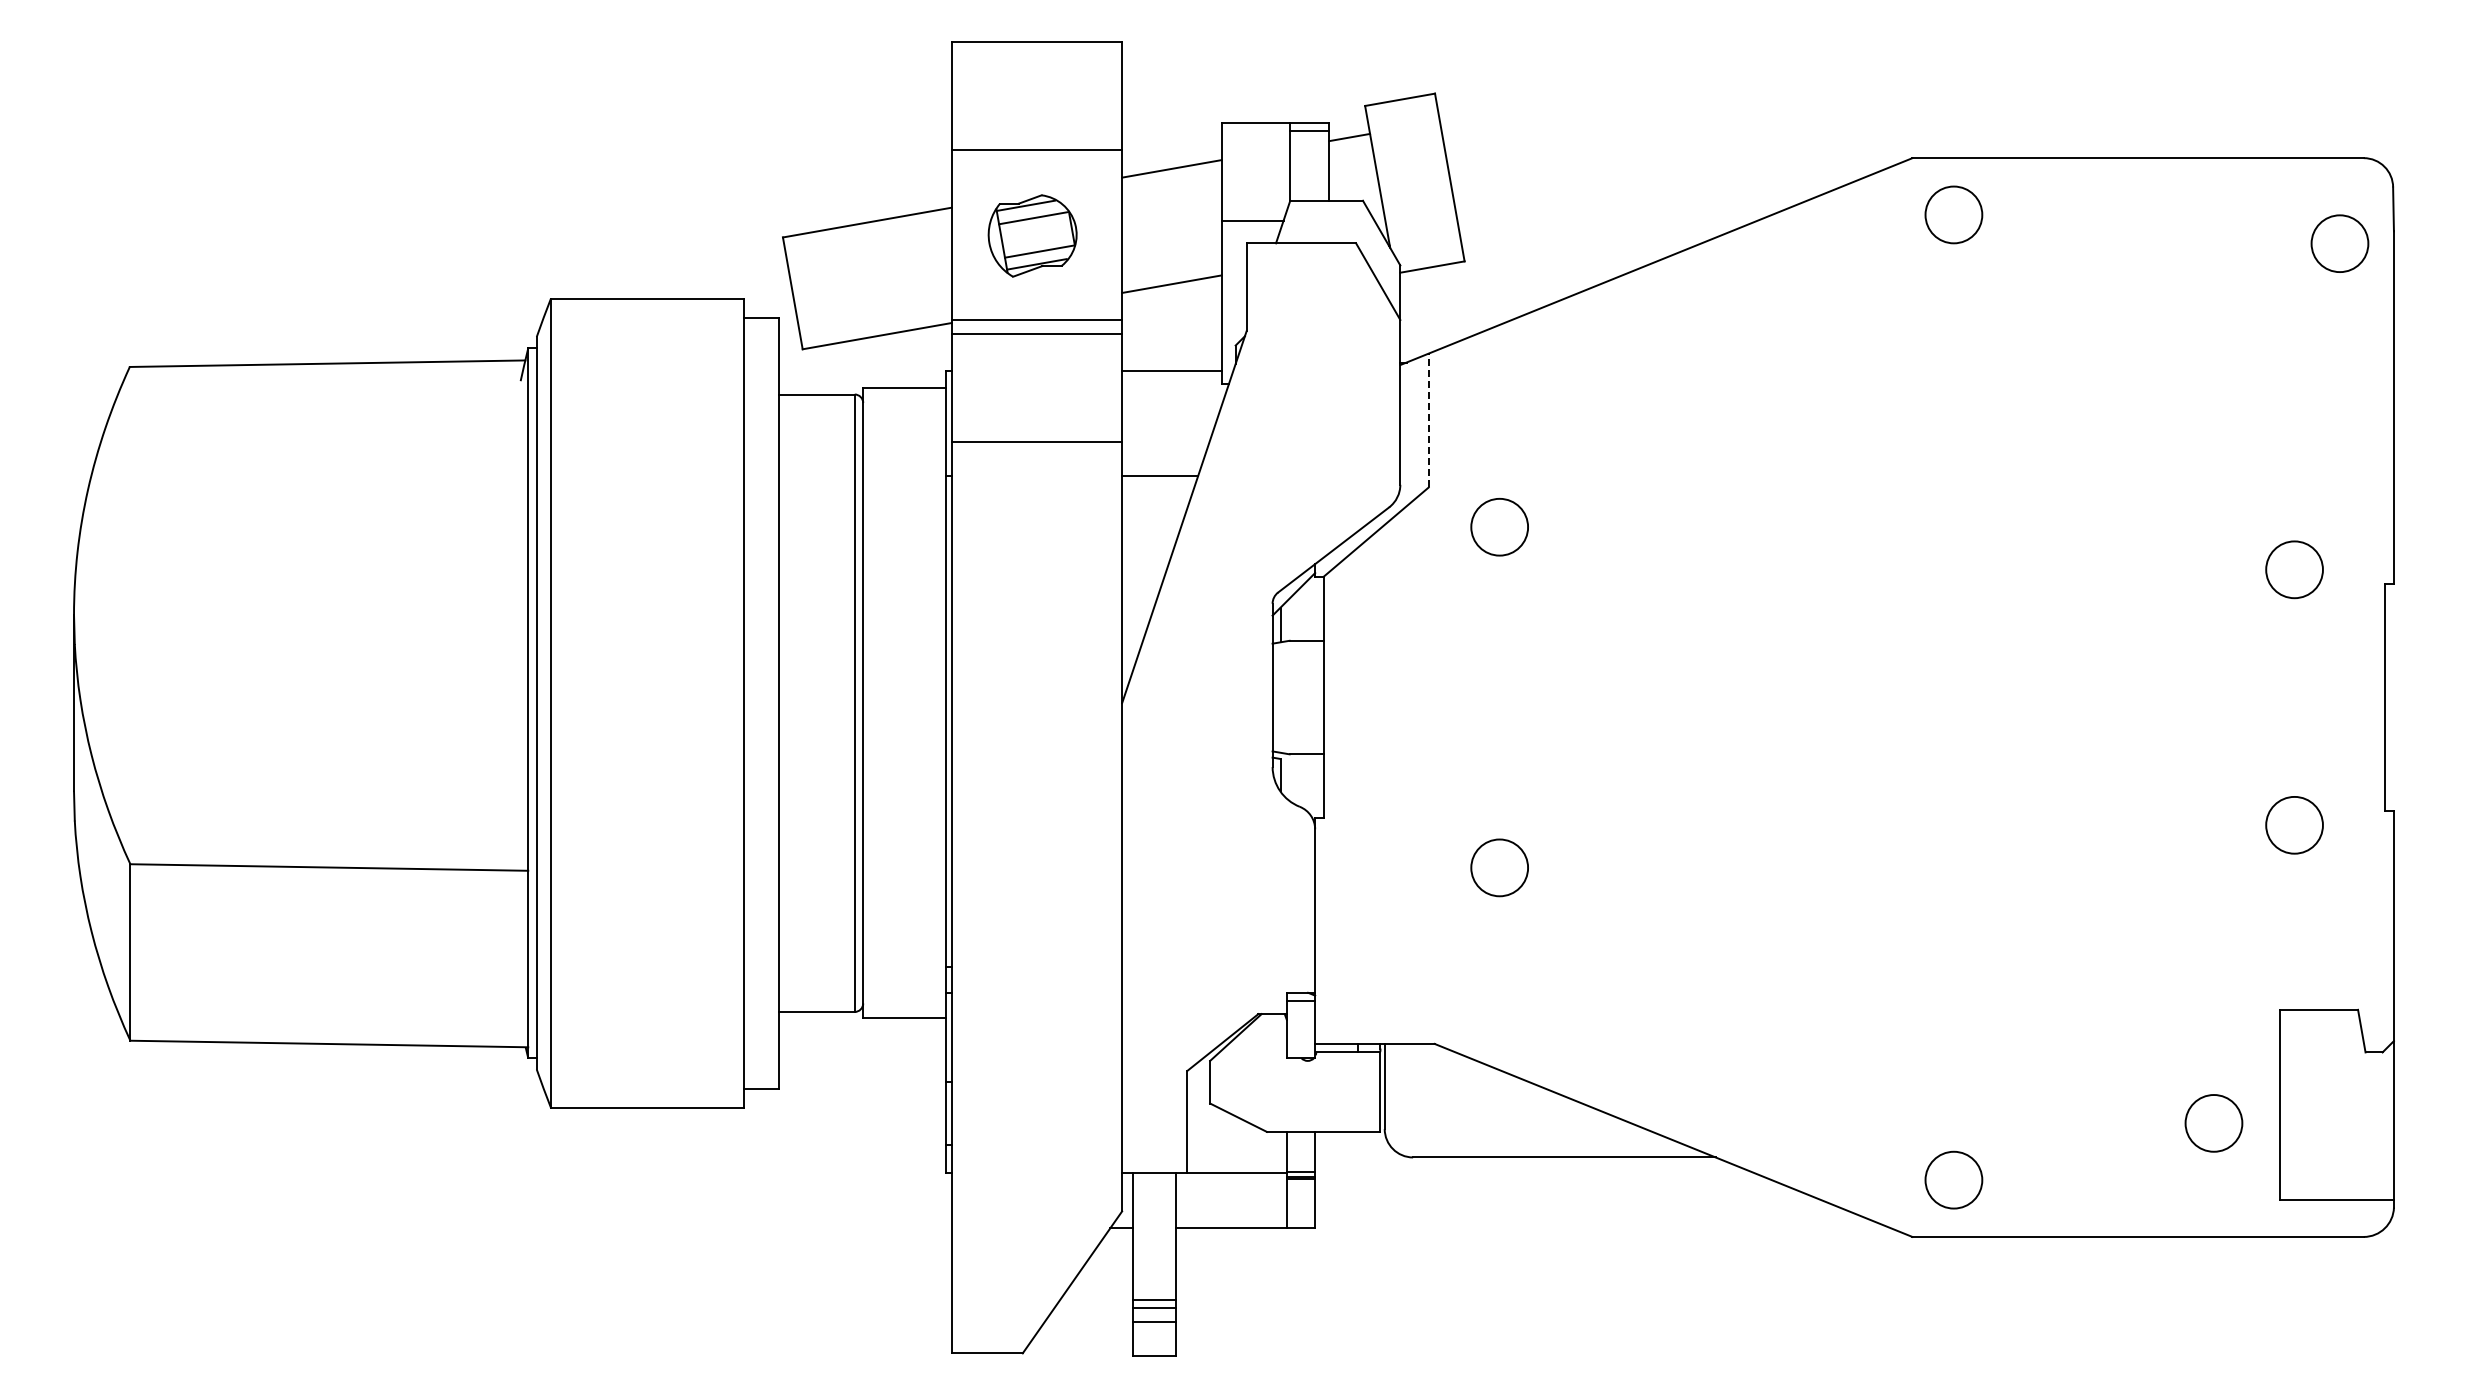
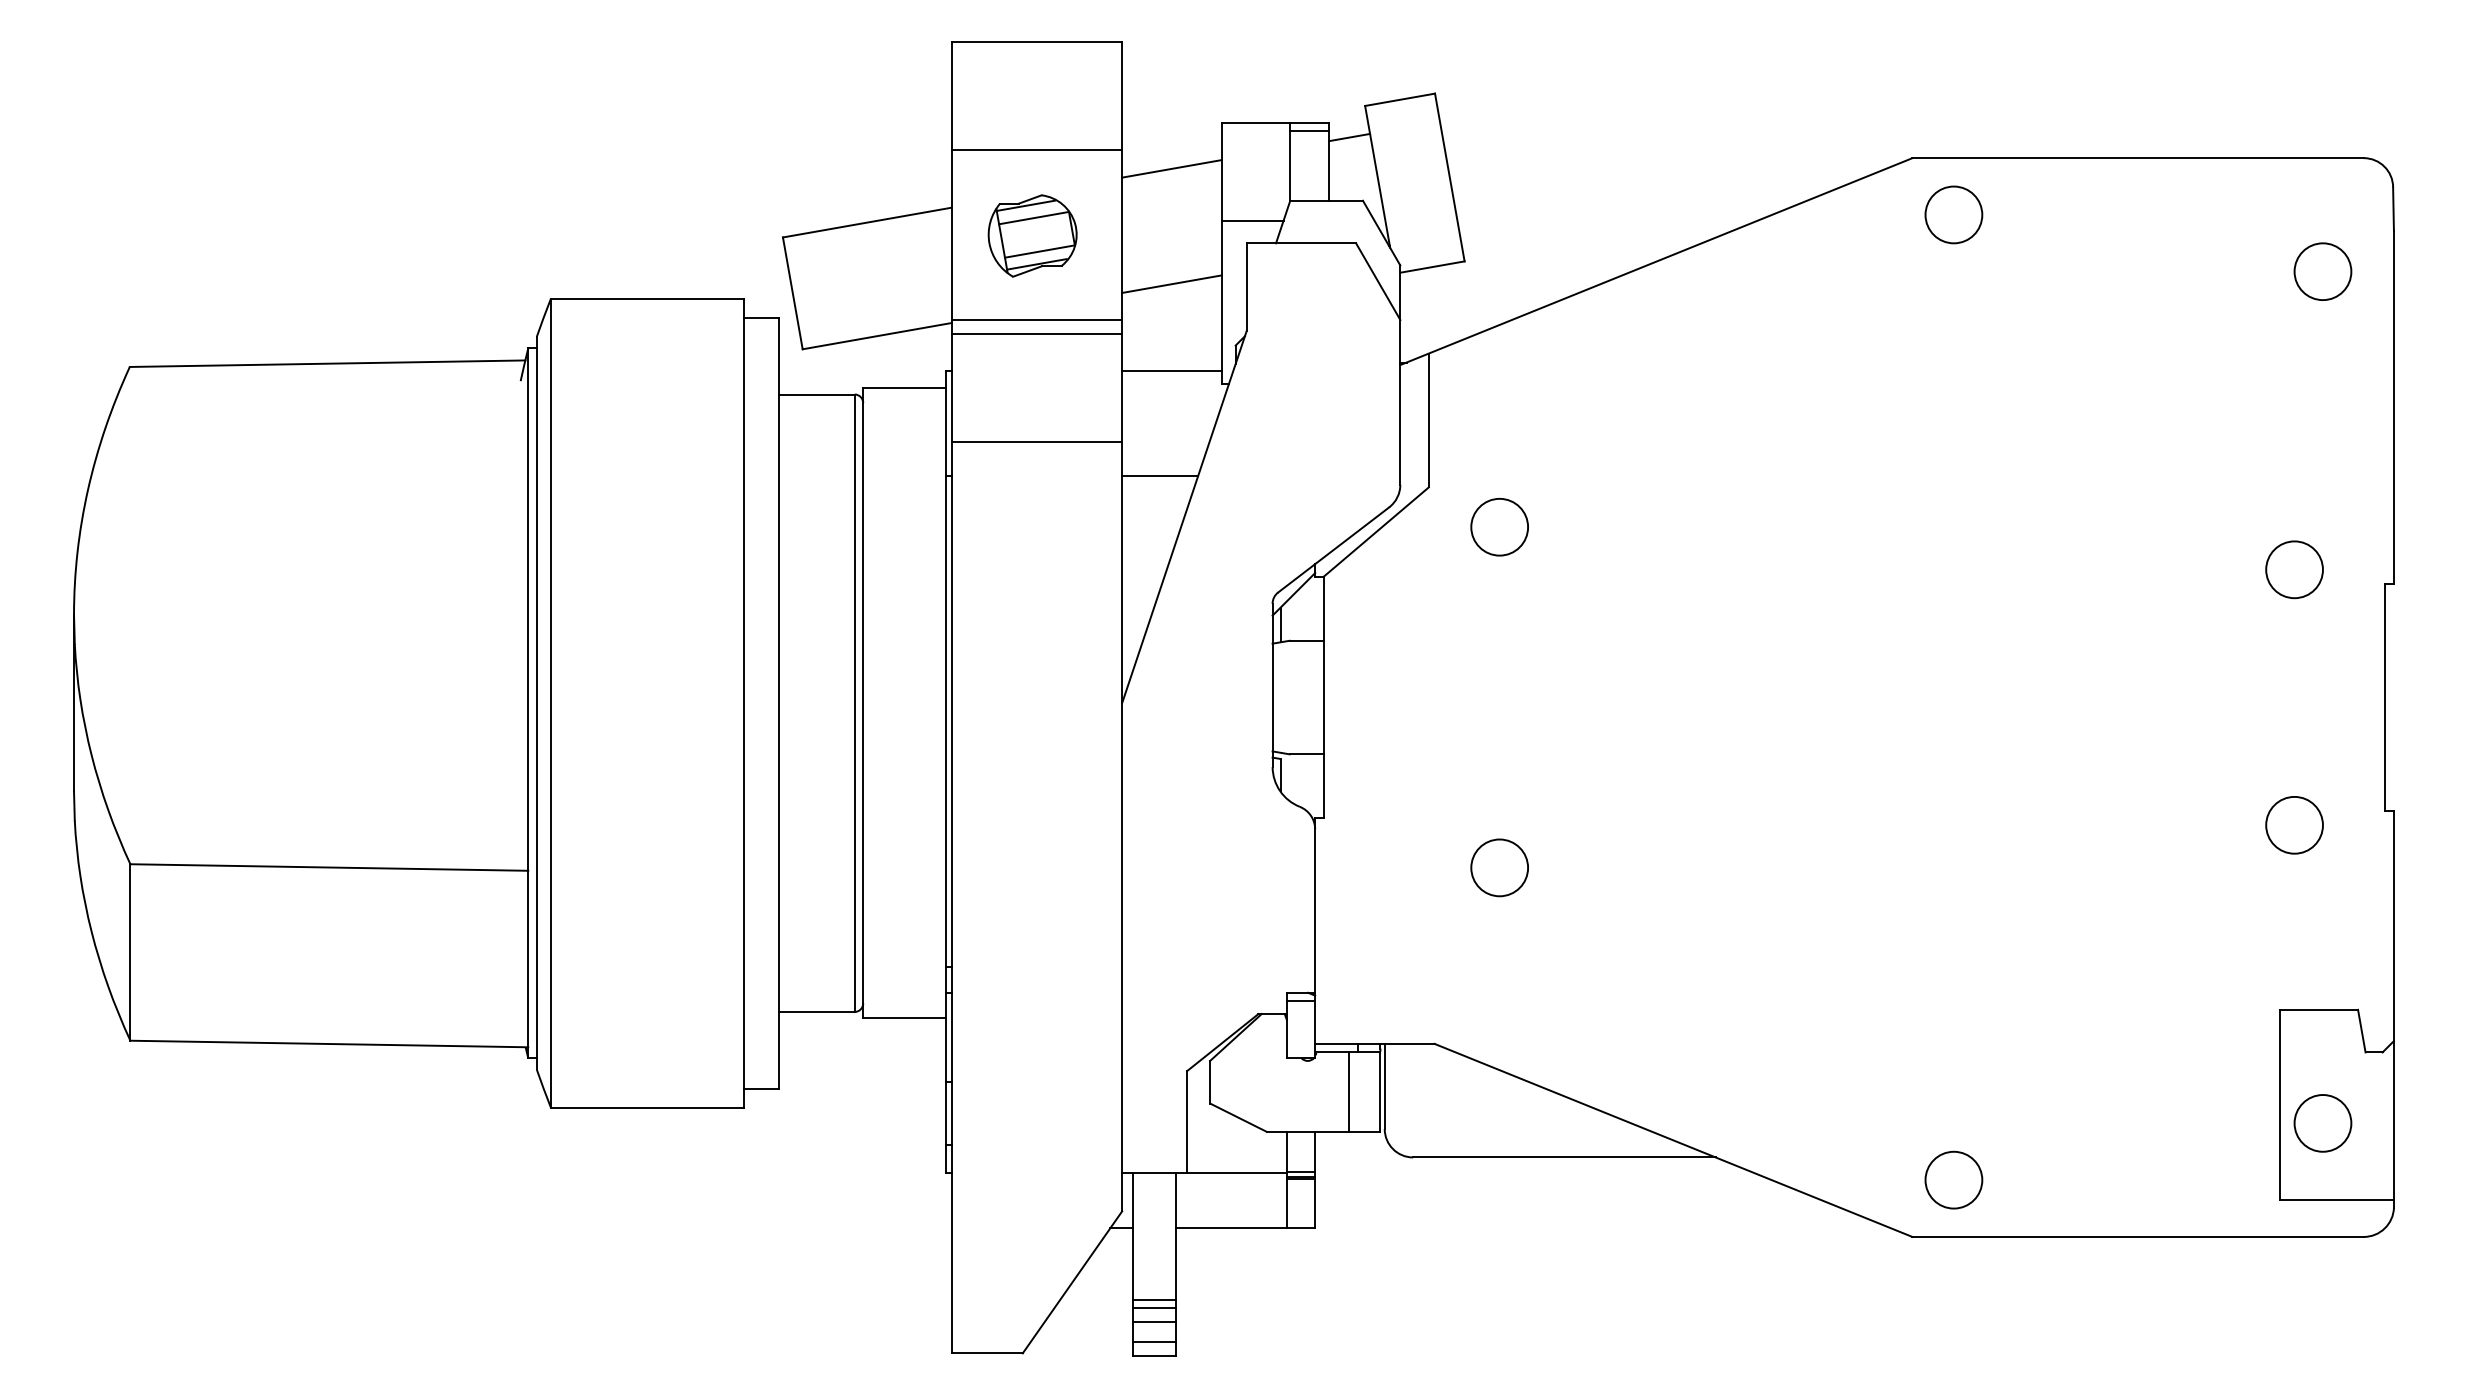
circle position: (2339, 243) -> (2322, 271) (2322, 271)
line: dashed -> solid (1428, 420)
line: none -> present (1349, 1091)
circle position: (2213, 1123) -> (2322, 1123) (2322, 1123)
line: none -> present (1154, 1341)
